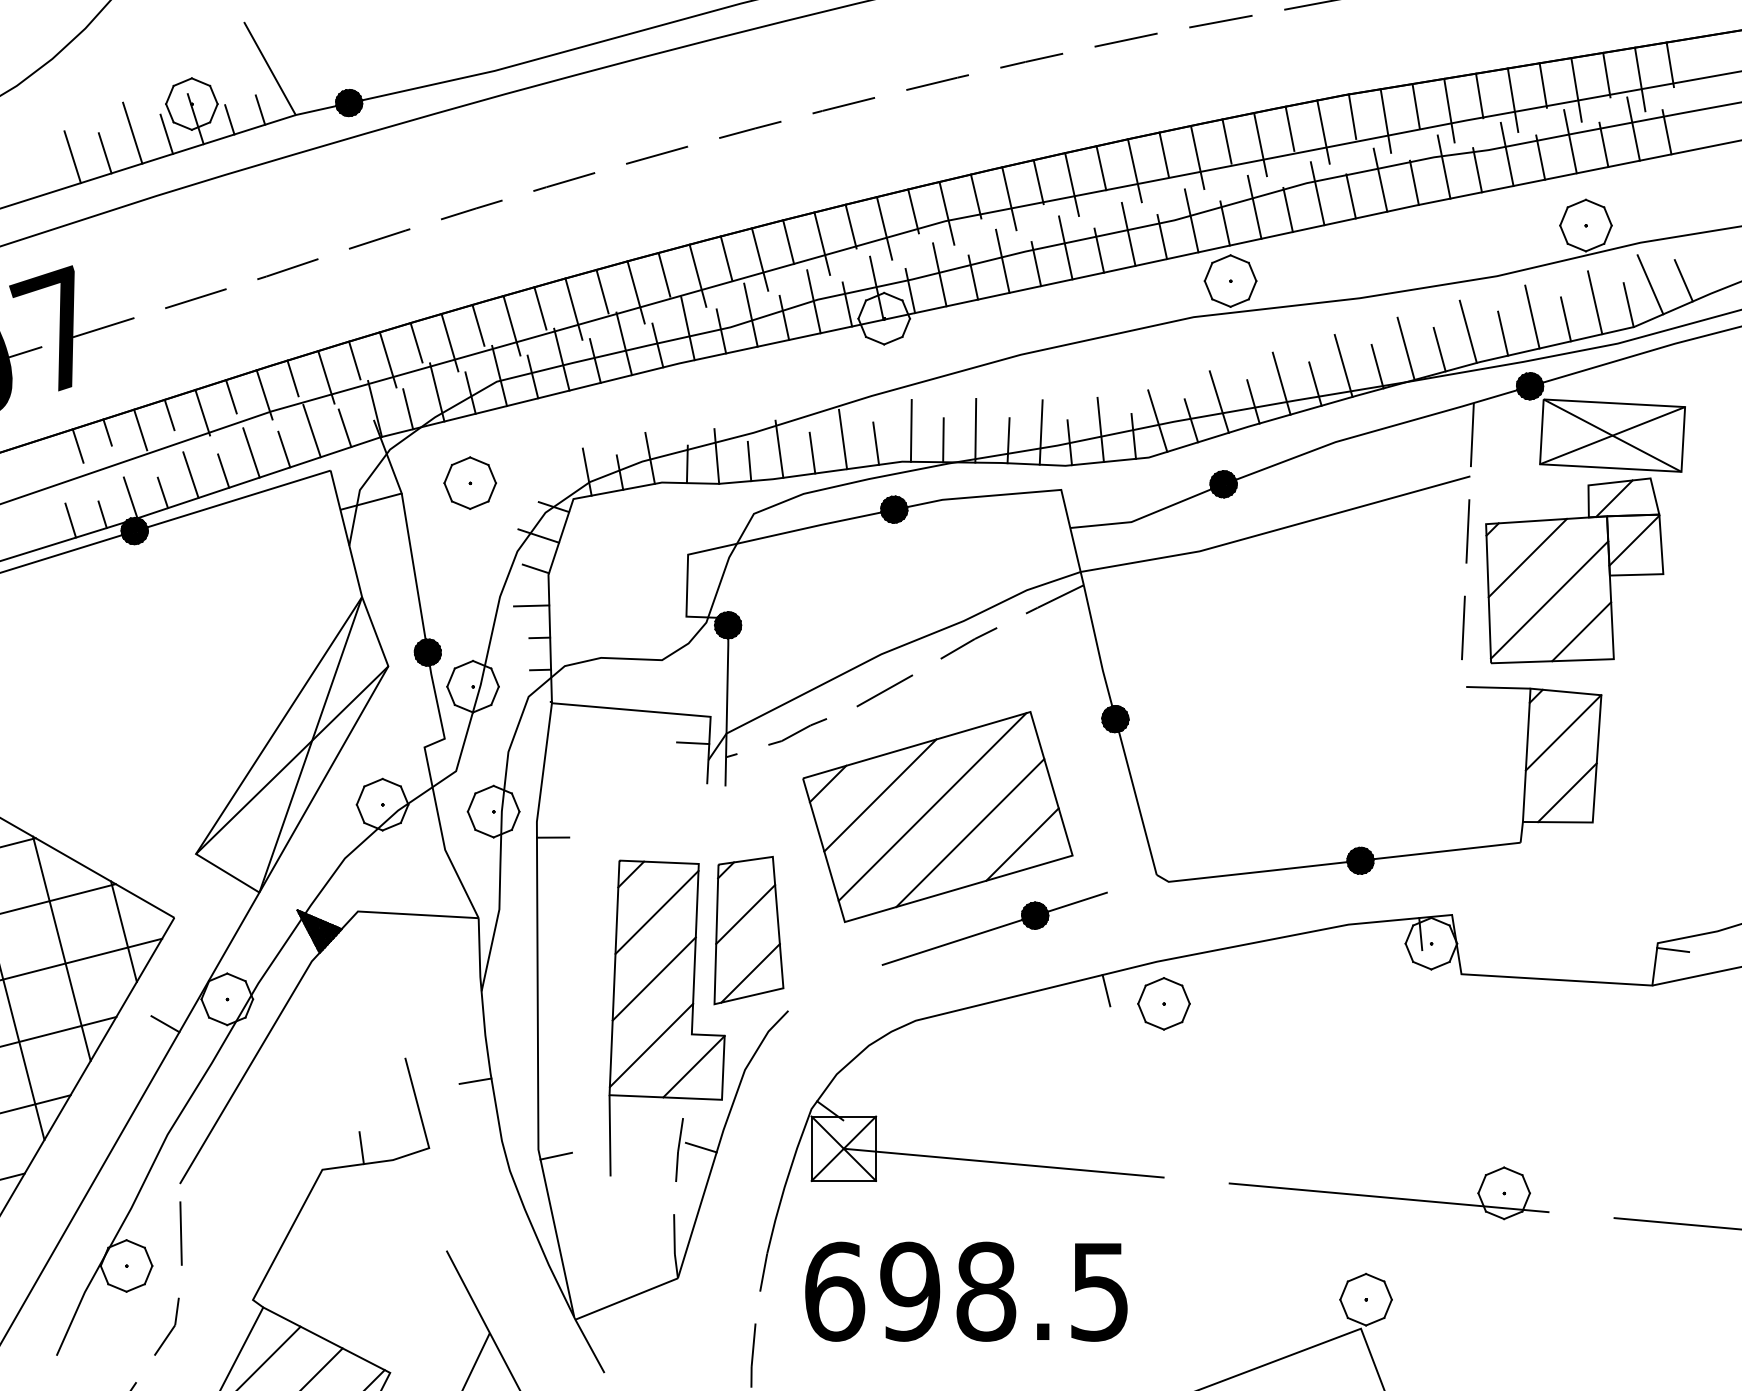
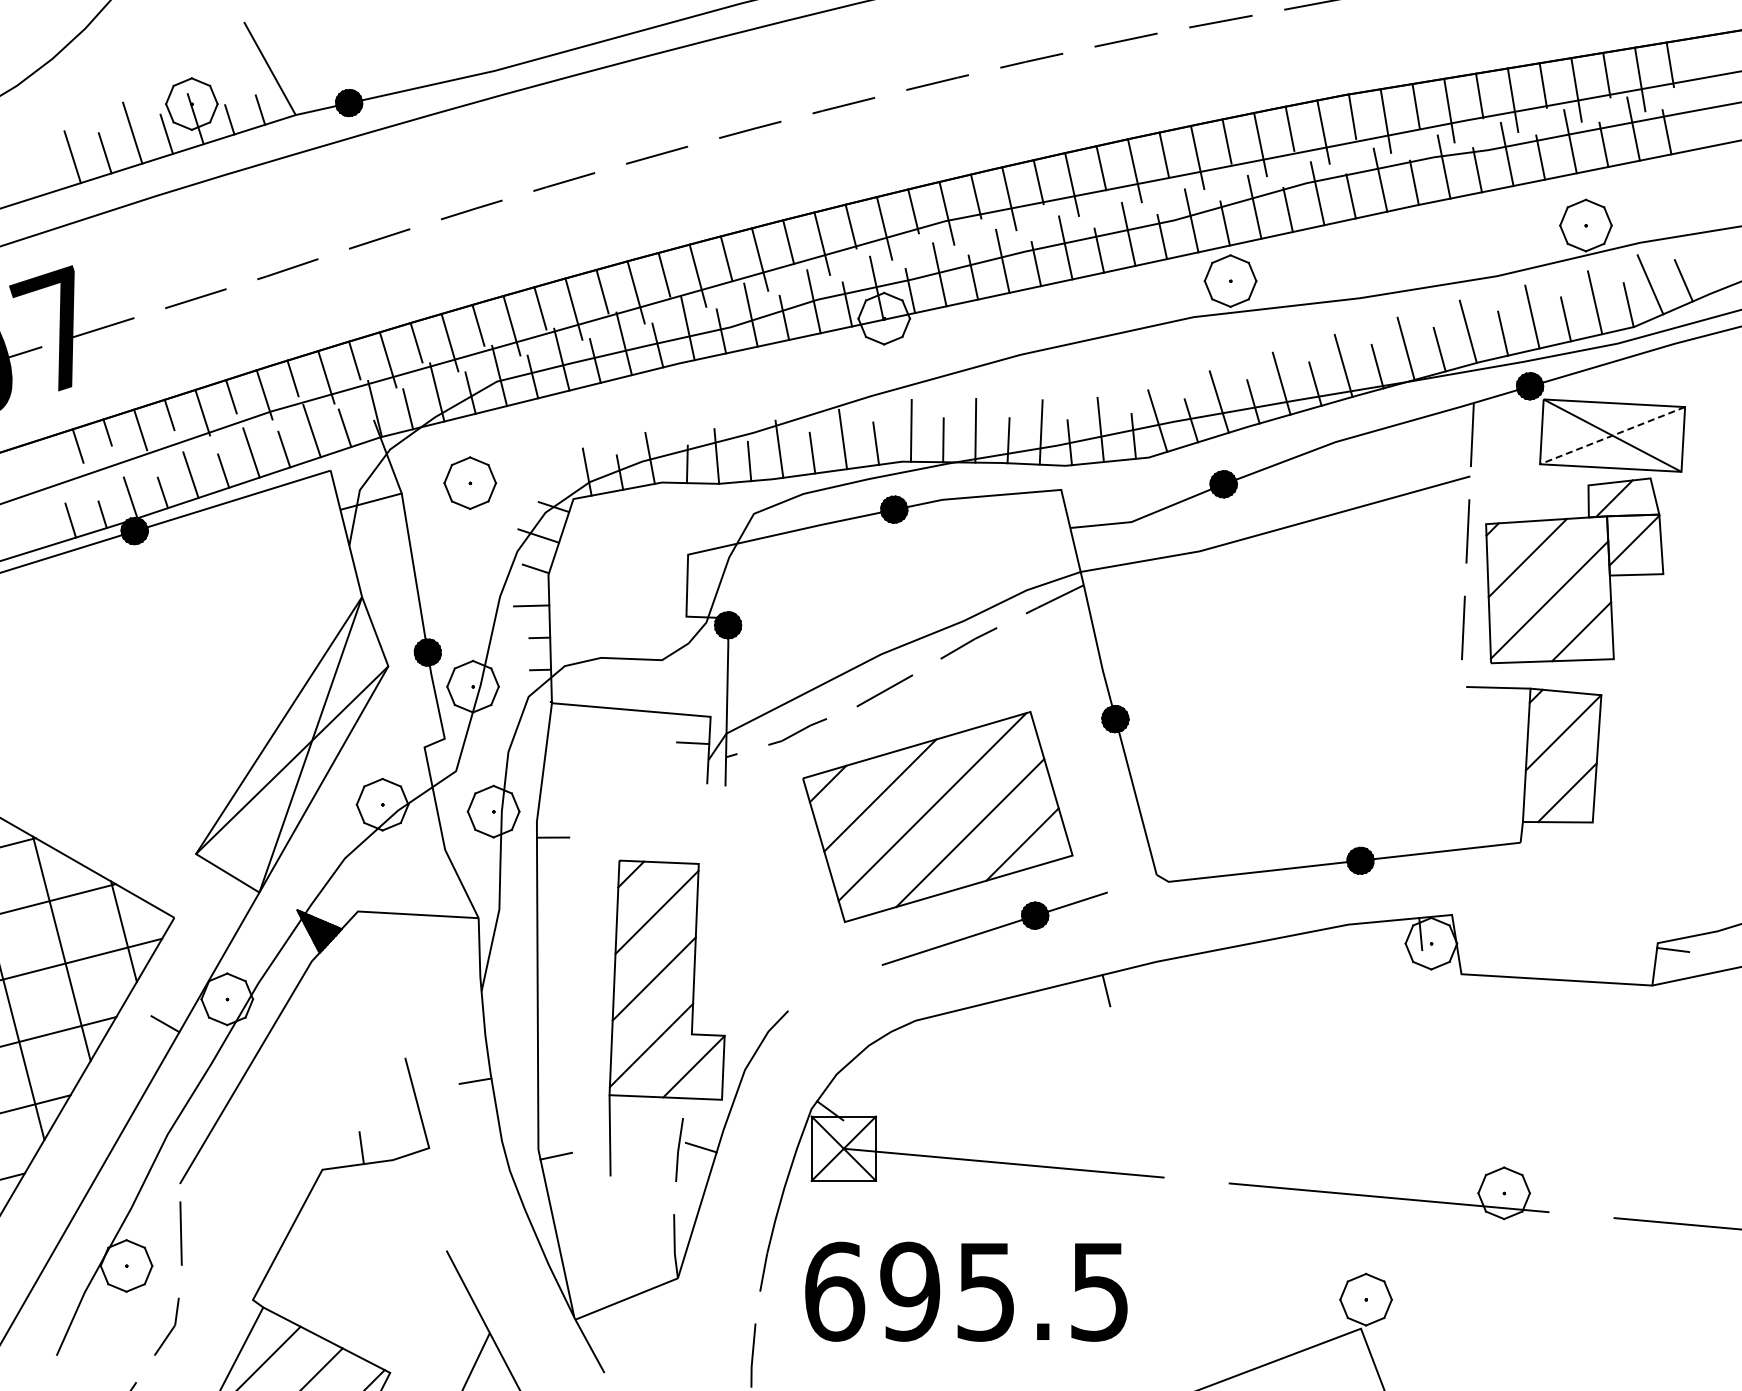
line: solid -> dashed (1612, 435)
part: present -> none (748, 930)
part: present -> none (1163, 1003)
text: 698.5 -> 695.5 (986, 1291)
